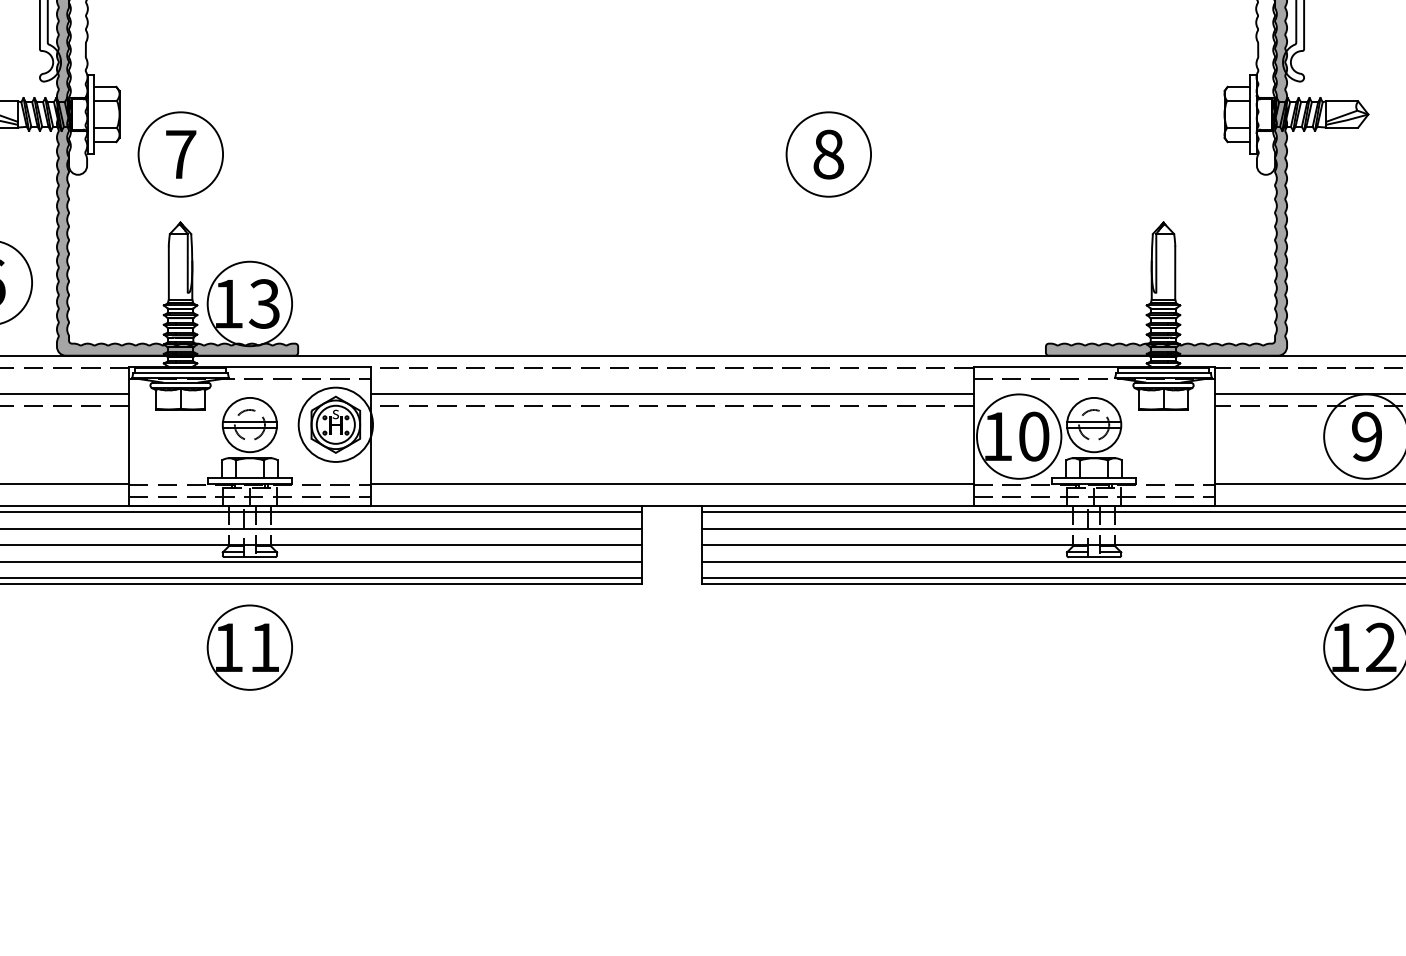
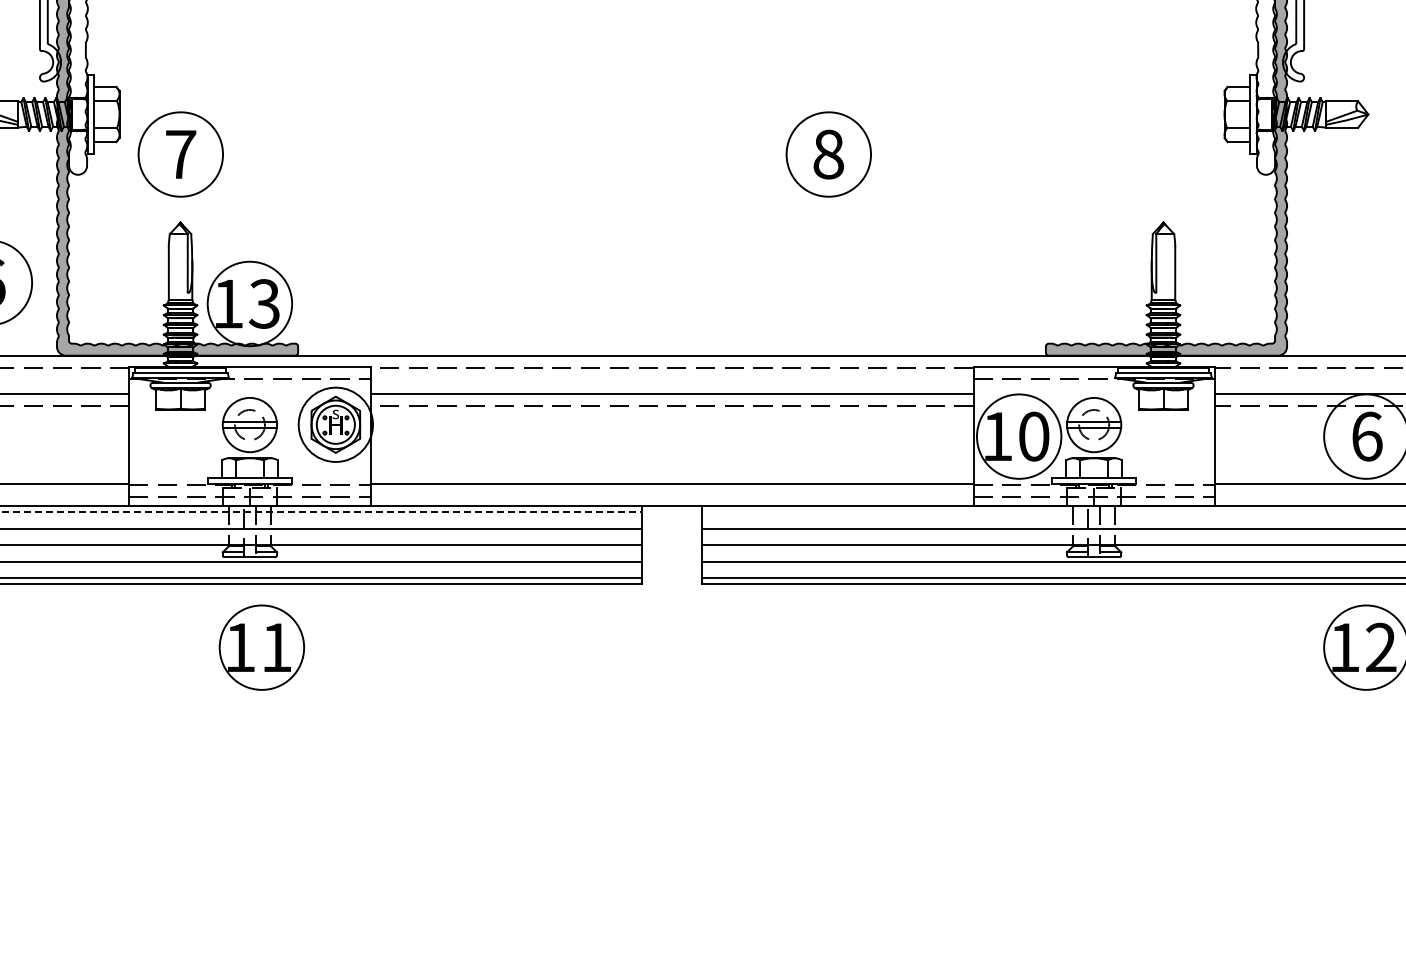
text: 9 -> 6 (1367, 436)
line: solid -> dashed (320, 512)
line: present -> none (1052, 512)
part position: (249, 647) -> (261, 647) (261, 647)
